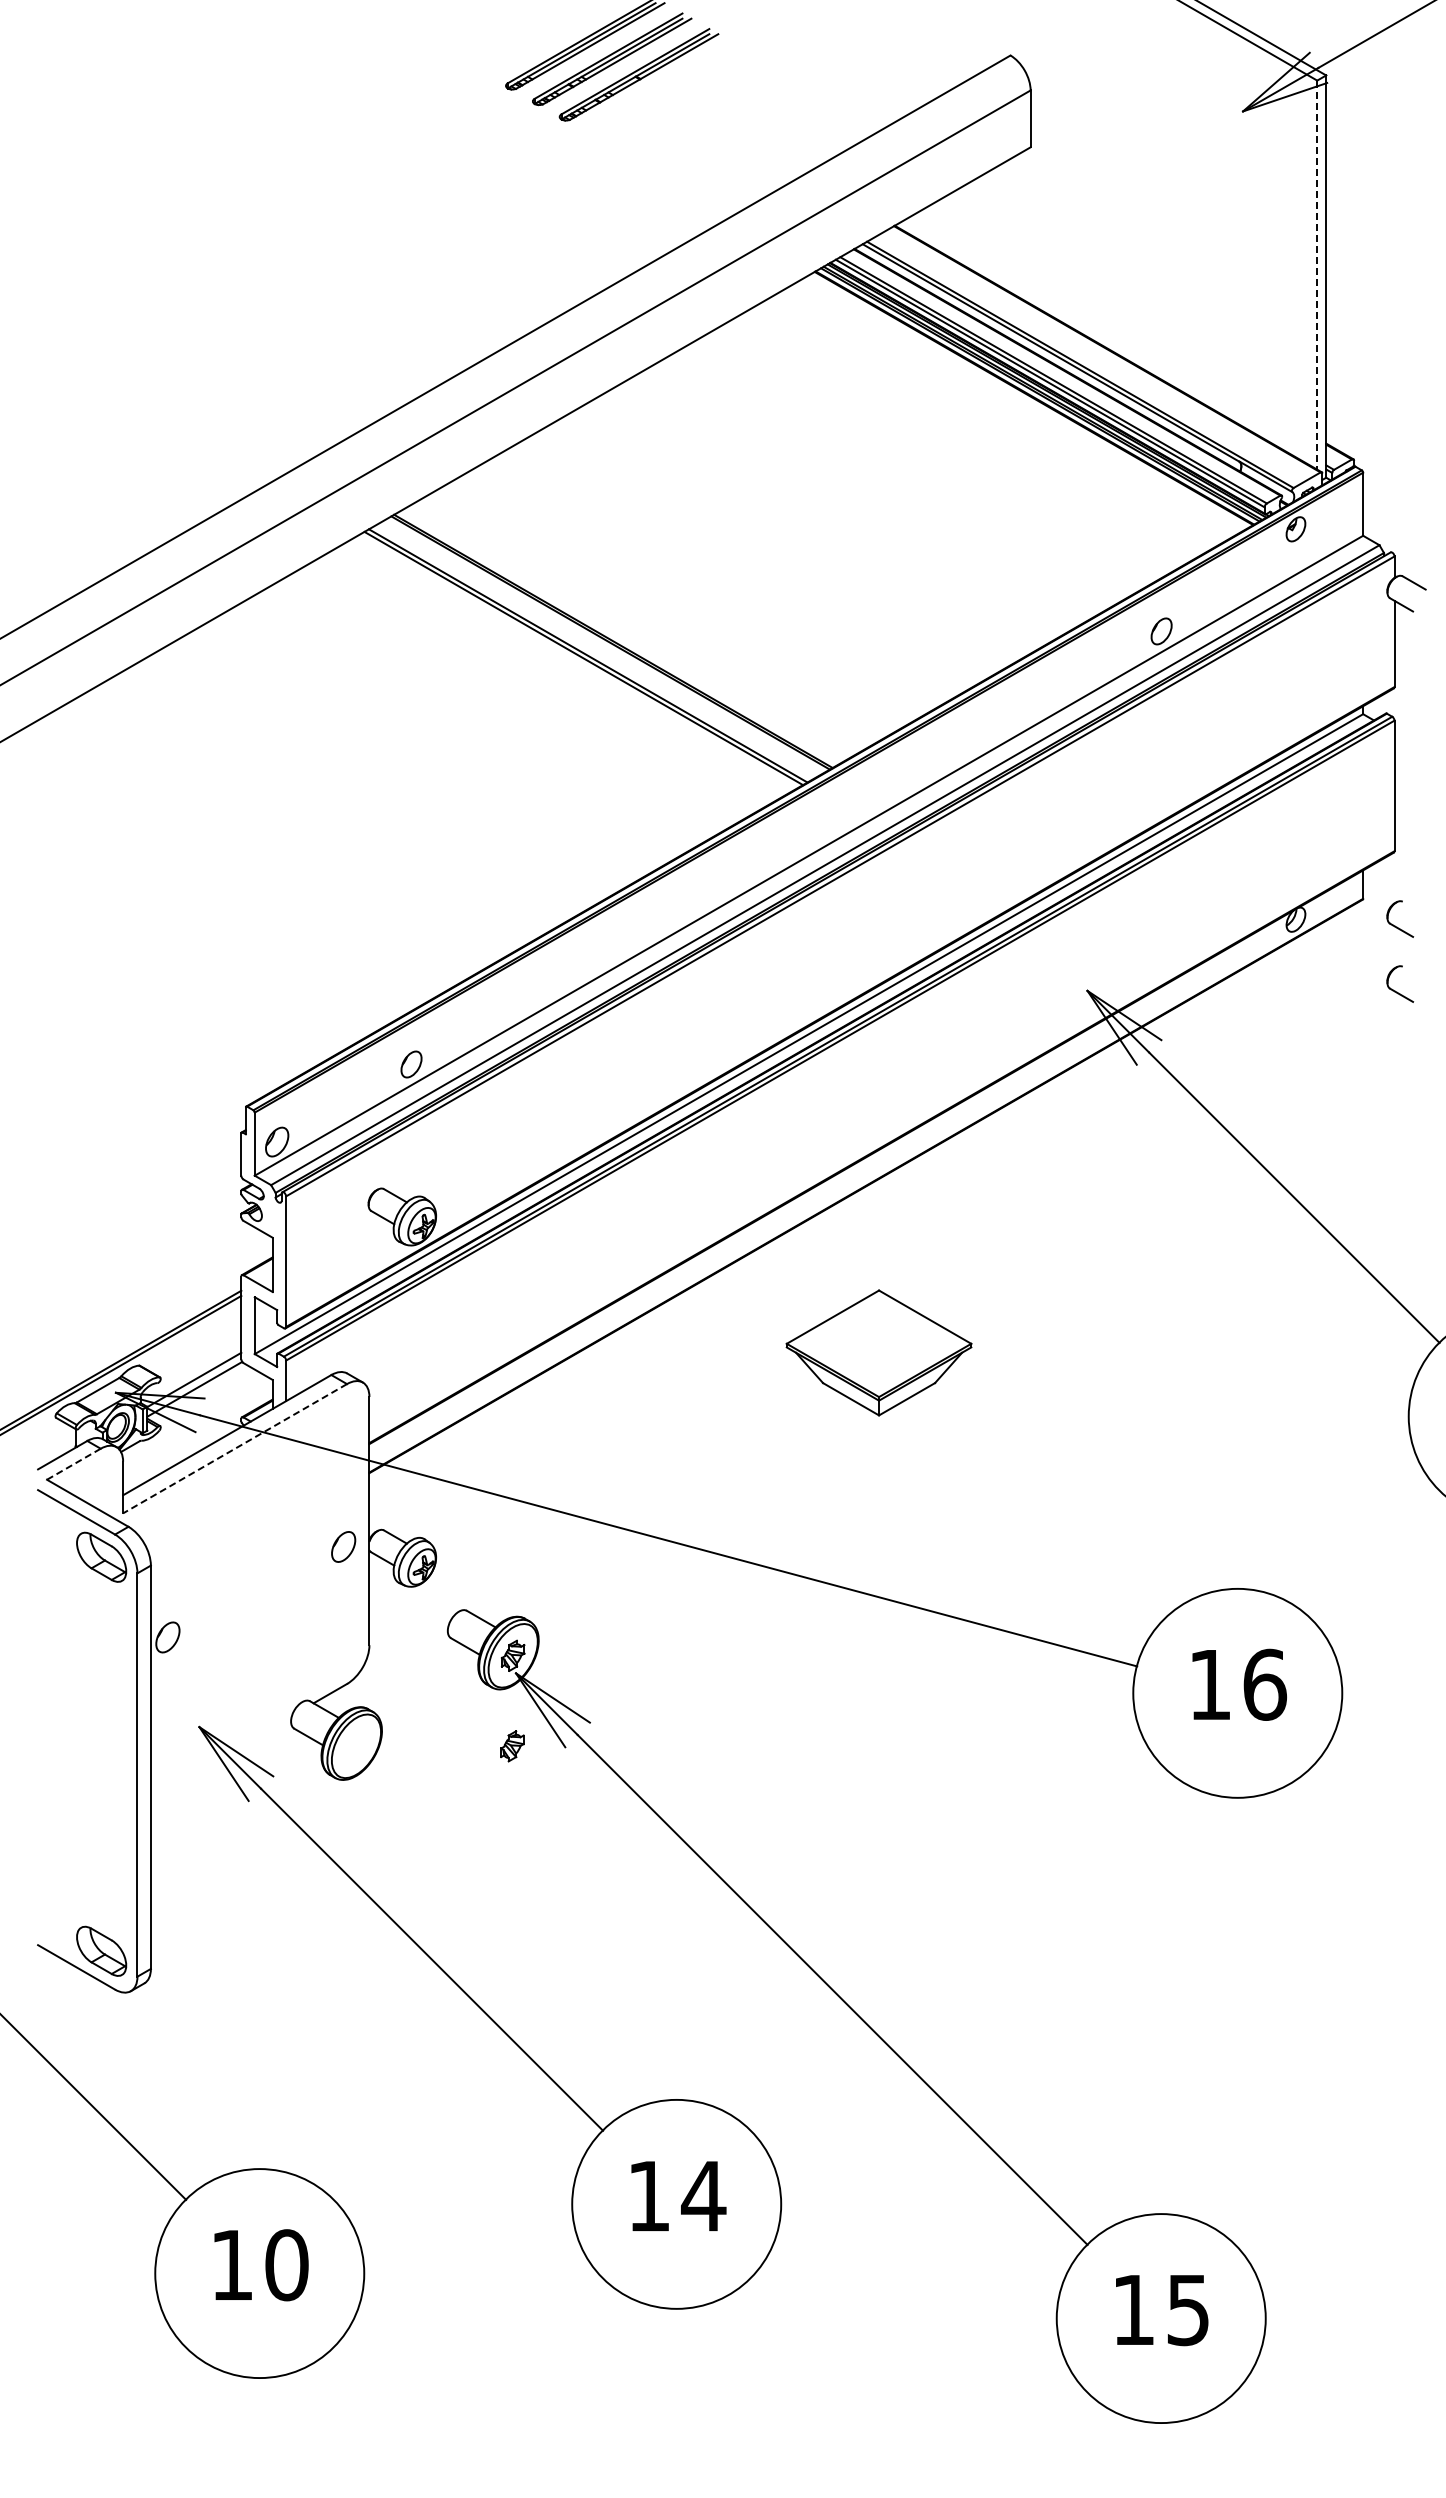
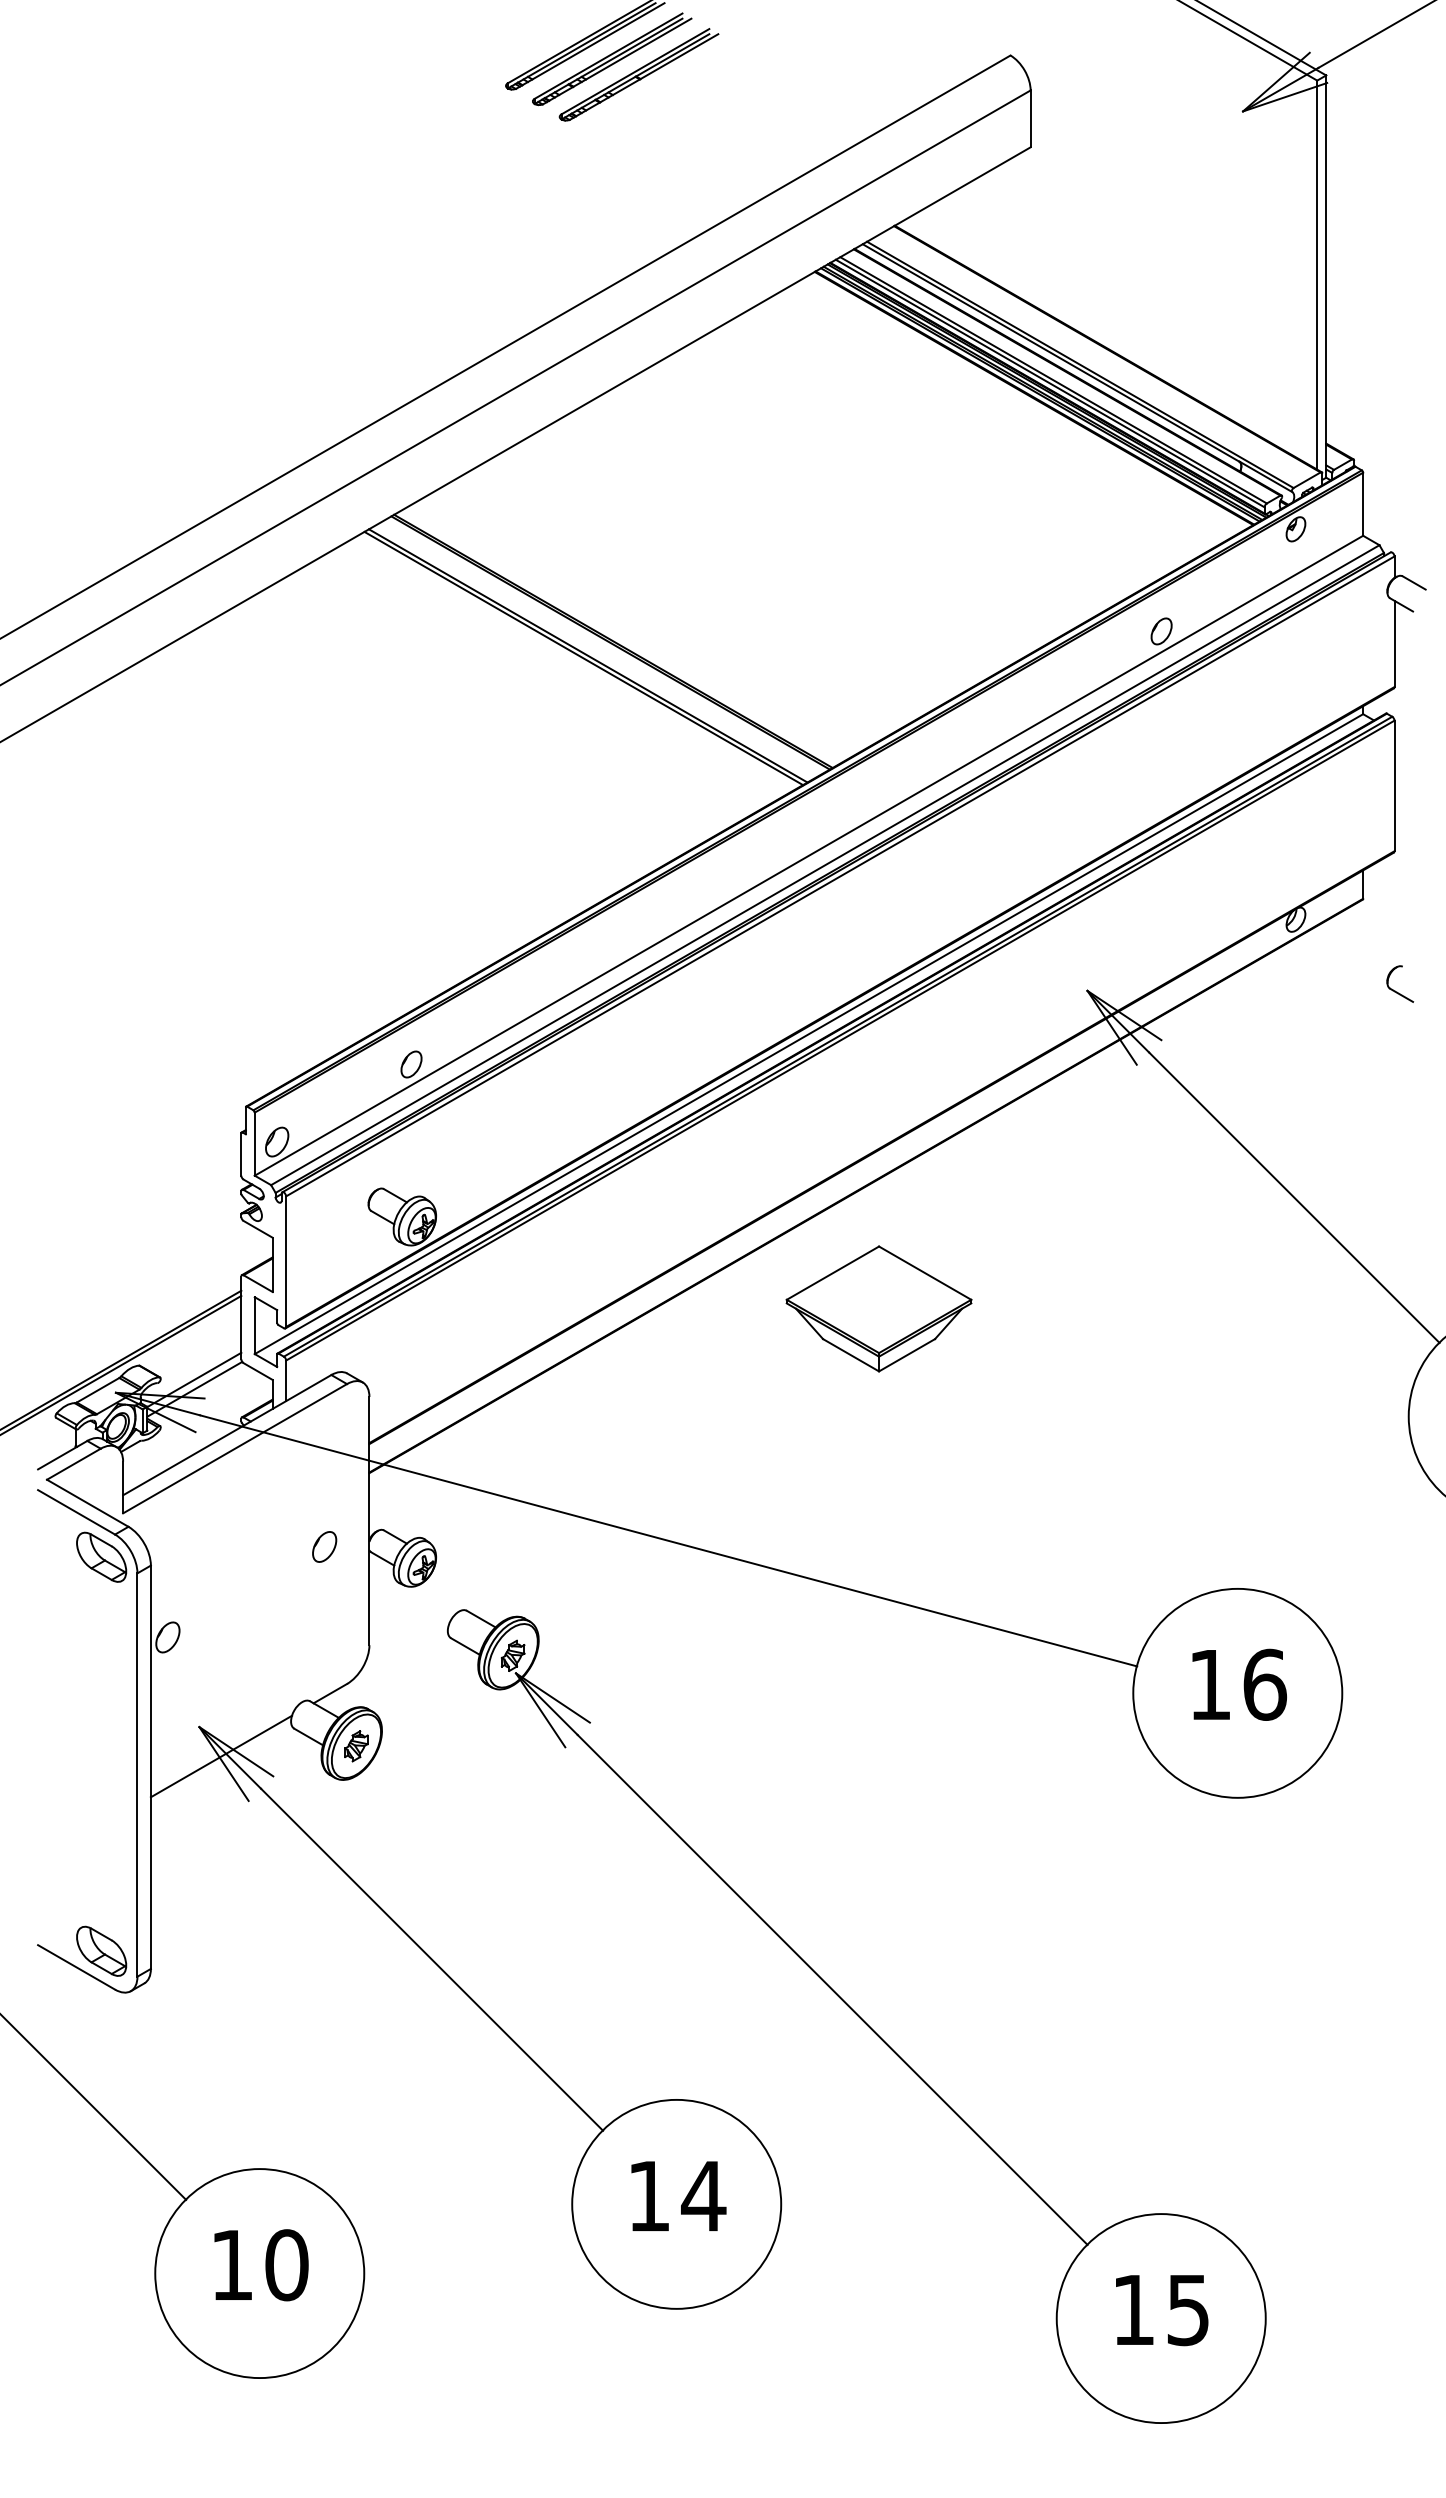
line: dashed -> solid (1317, 275)
part: present -> none (1397, 926)
part position: (878, 1352) -> (878, 1308) (878, 1308)
line: dashed -> solid (234, 1448)
line: dashed -> solid (74, 1464)
part position: (343, 1546) -> (324, 1546) (324, 1546)
part position: (512, 1746) -> (356, 1746) (356, 1746)
line: none -> present (221, 1756)
